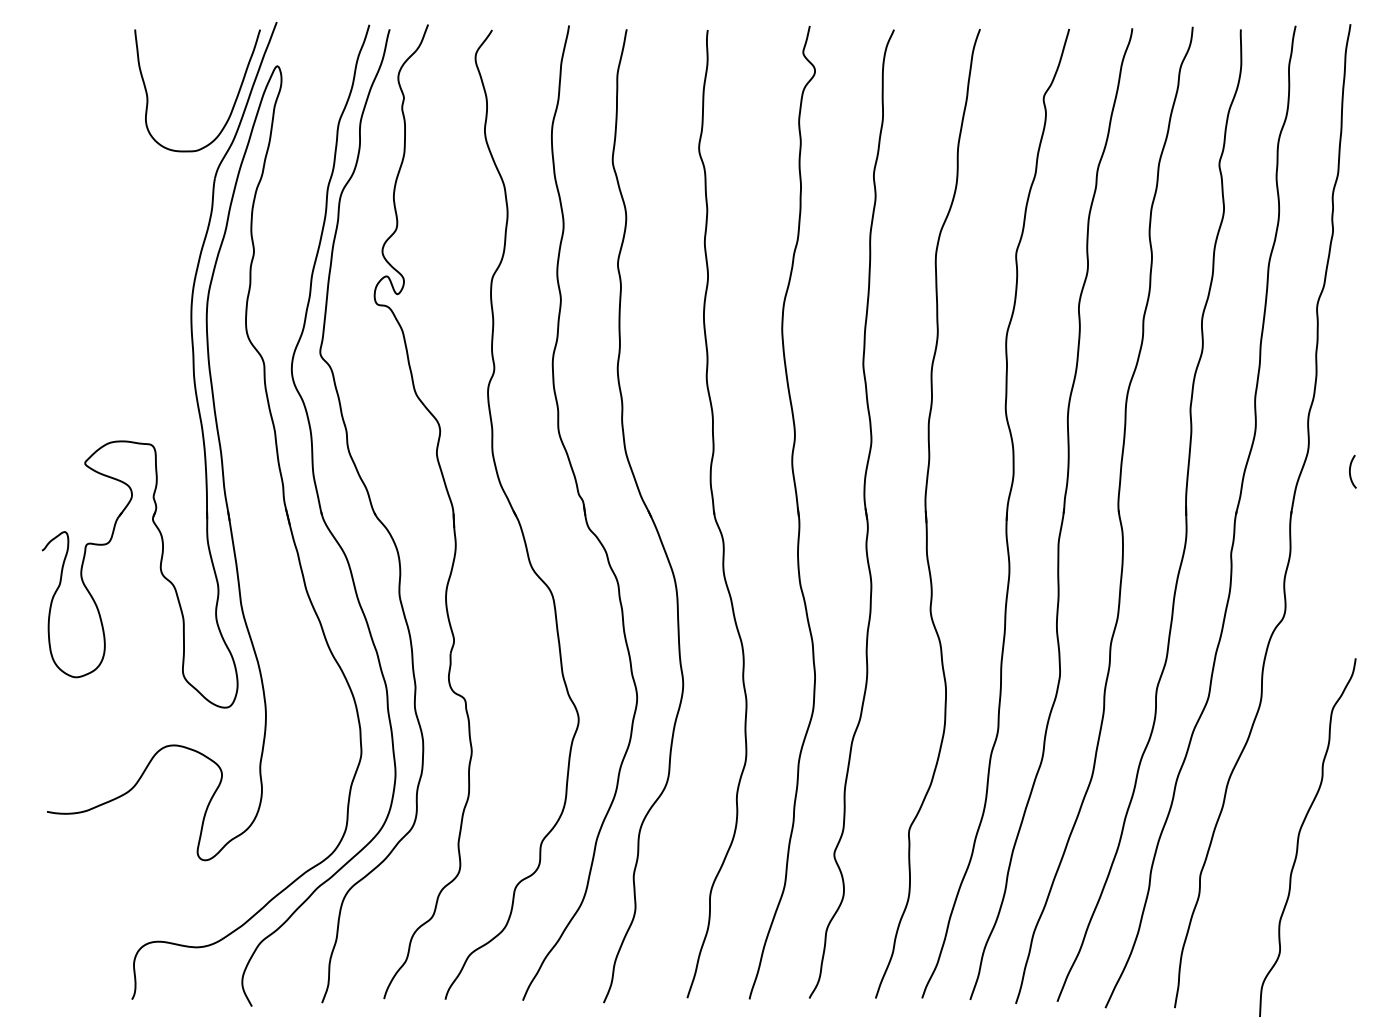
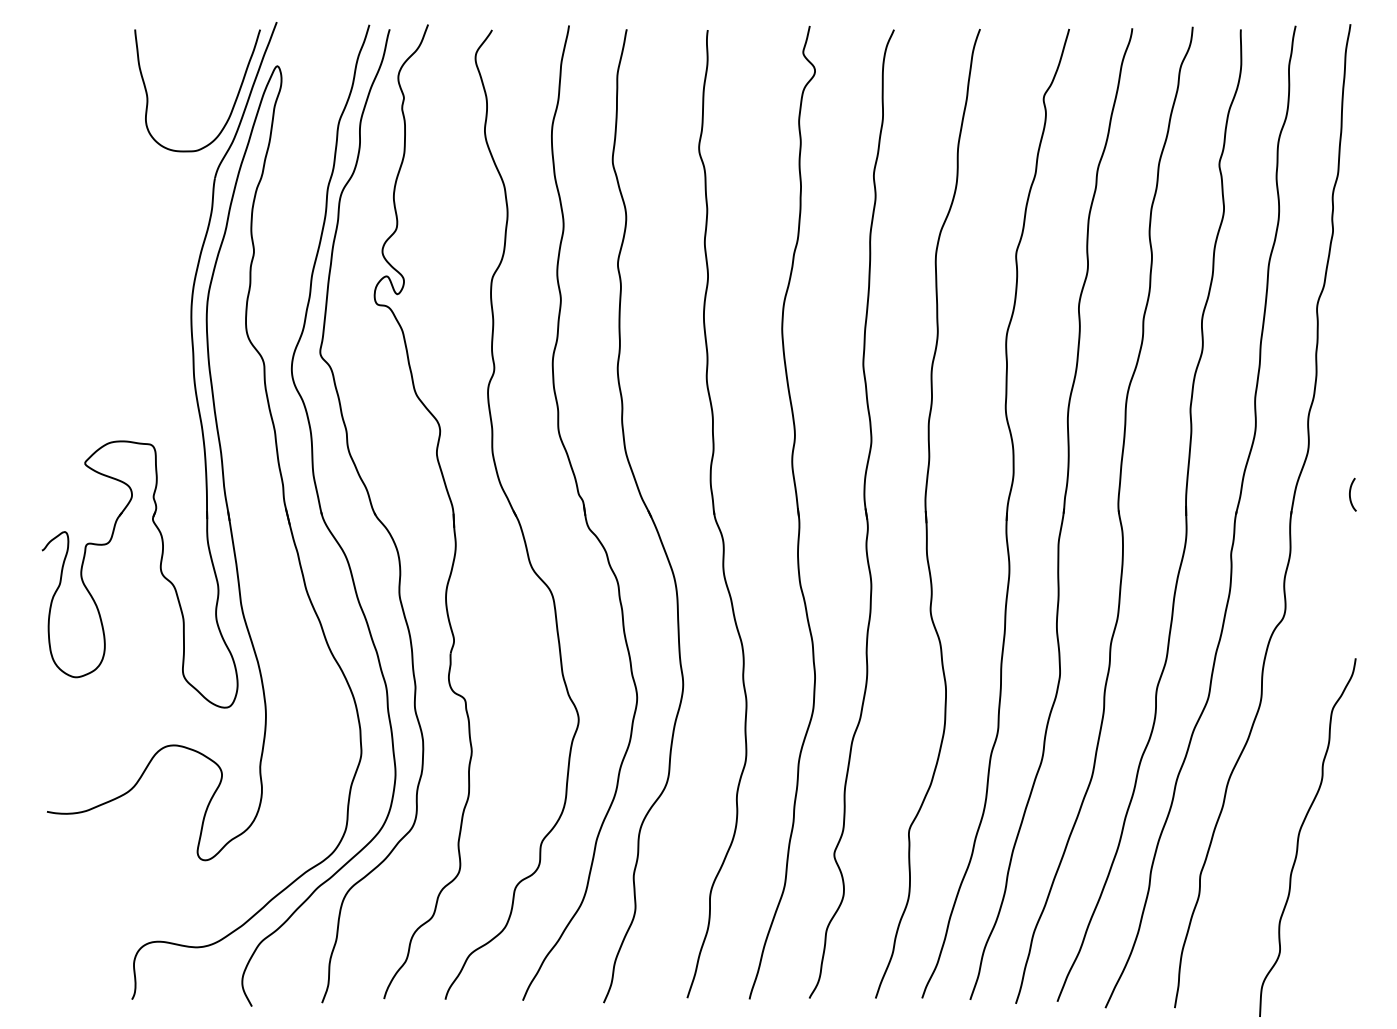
curve position: (1350, 471) -> (1350, 494) (1350, 494)
